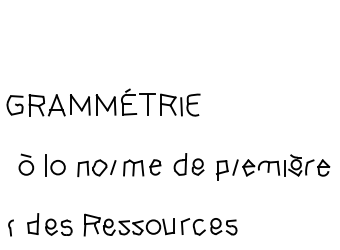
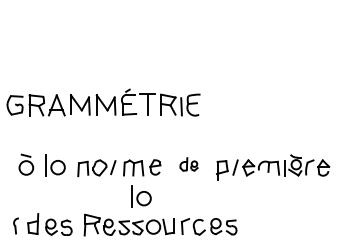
part size: 32x23 px -> 20x15 px (188, 164)
part: none -> present (141, 196)
part position: (10, 227) -> (15, 225) (15, 225)
